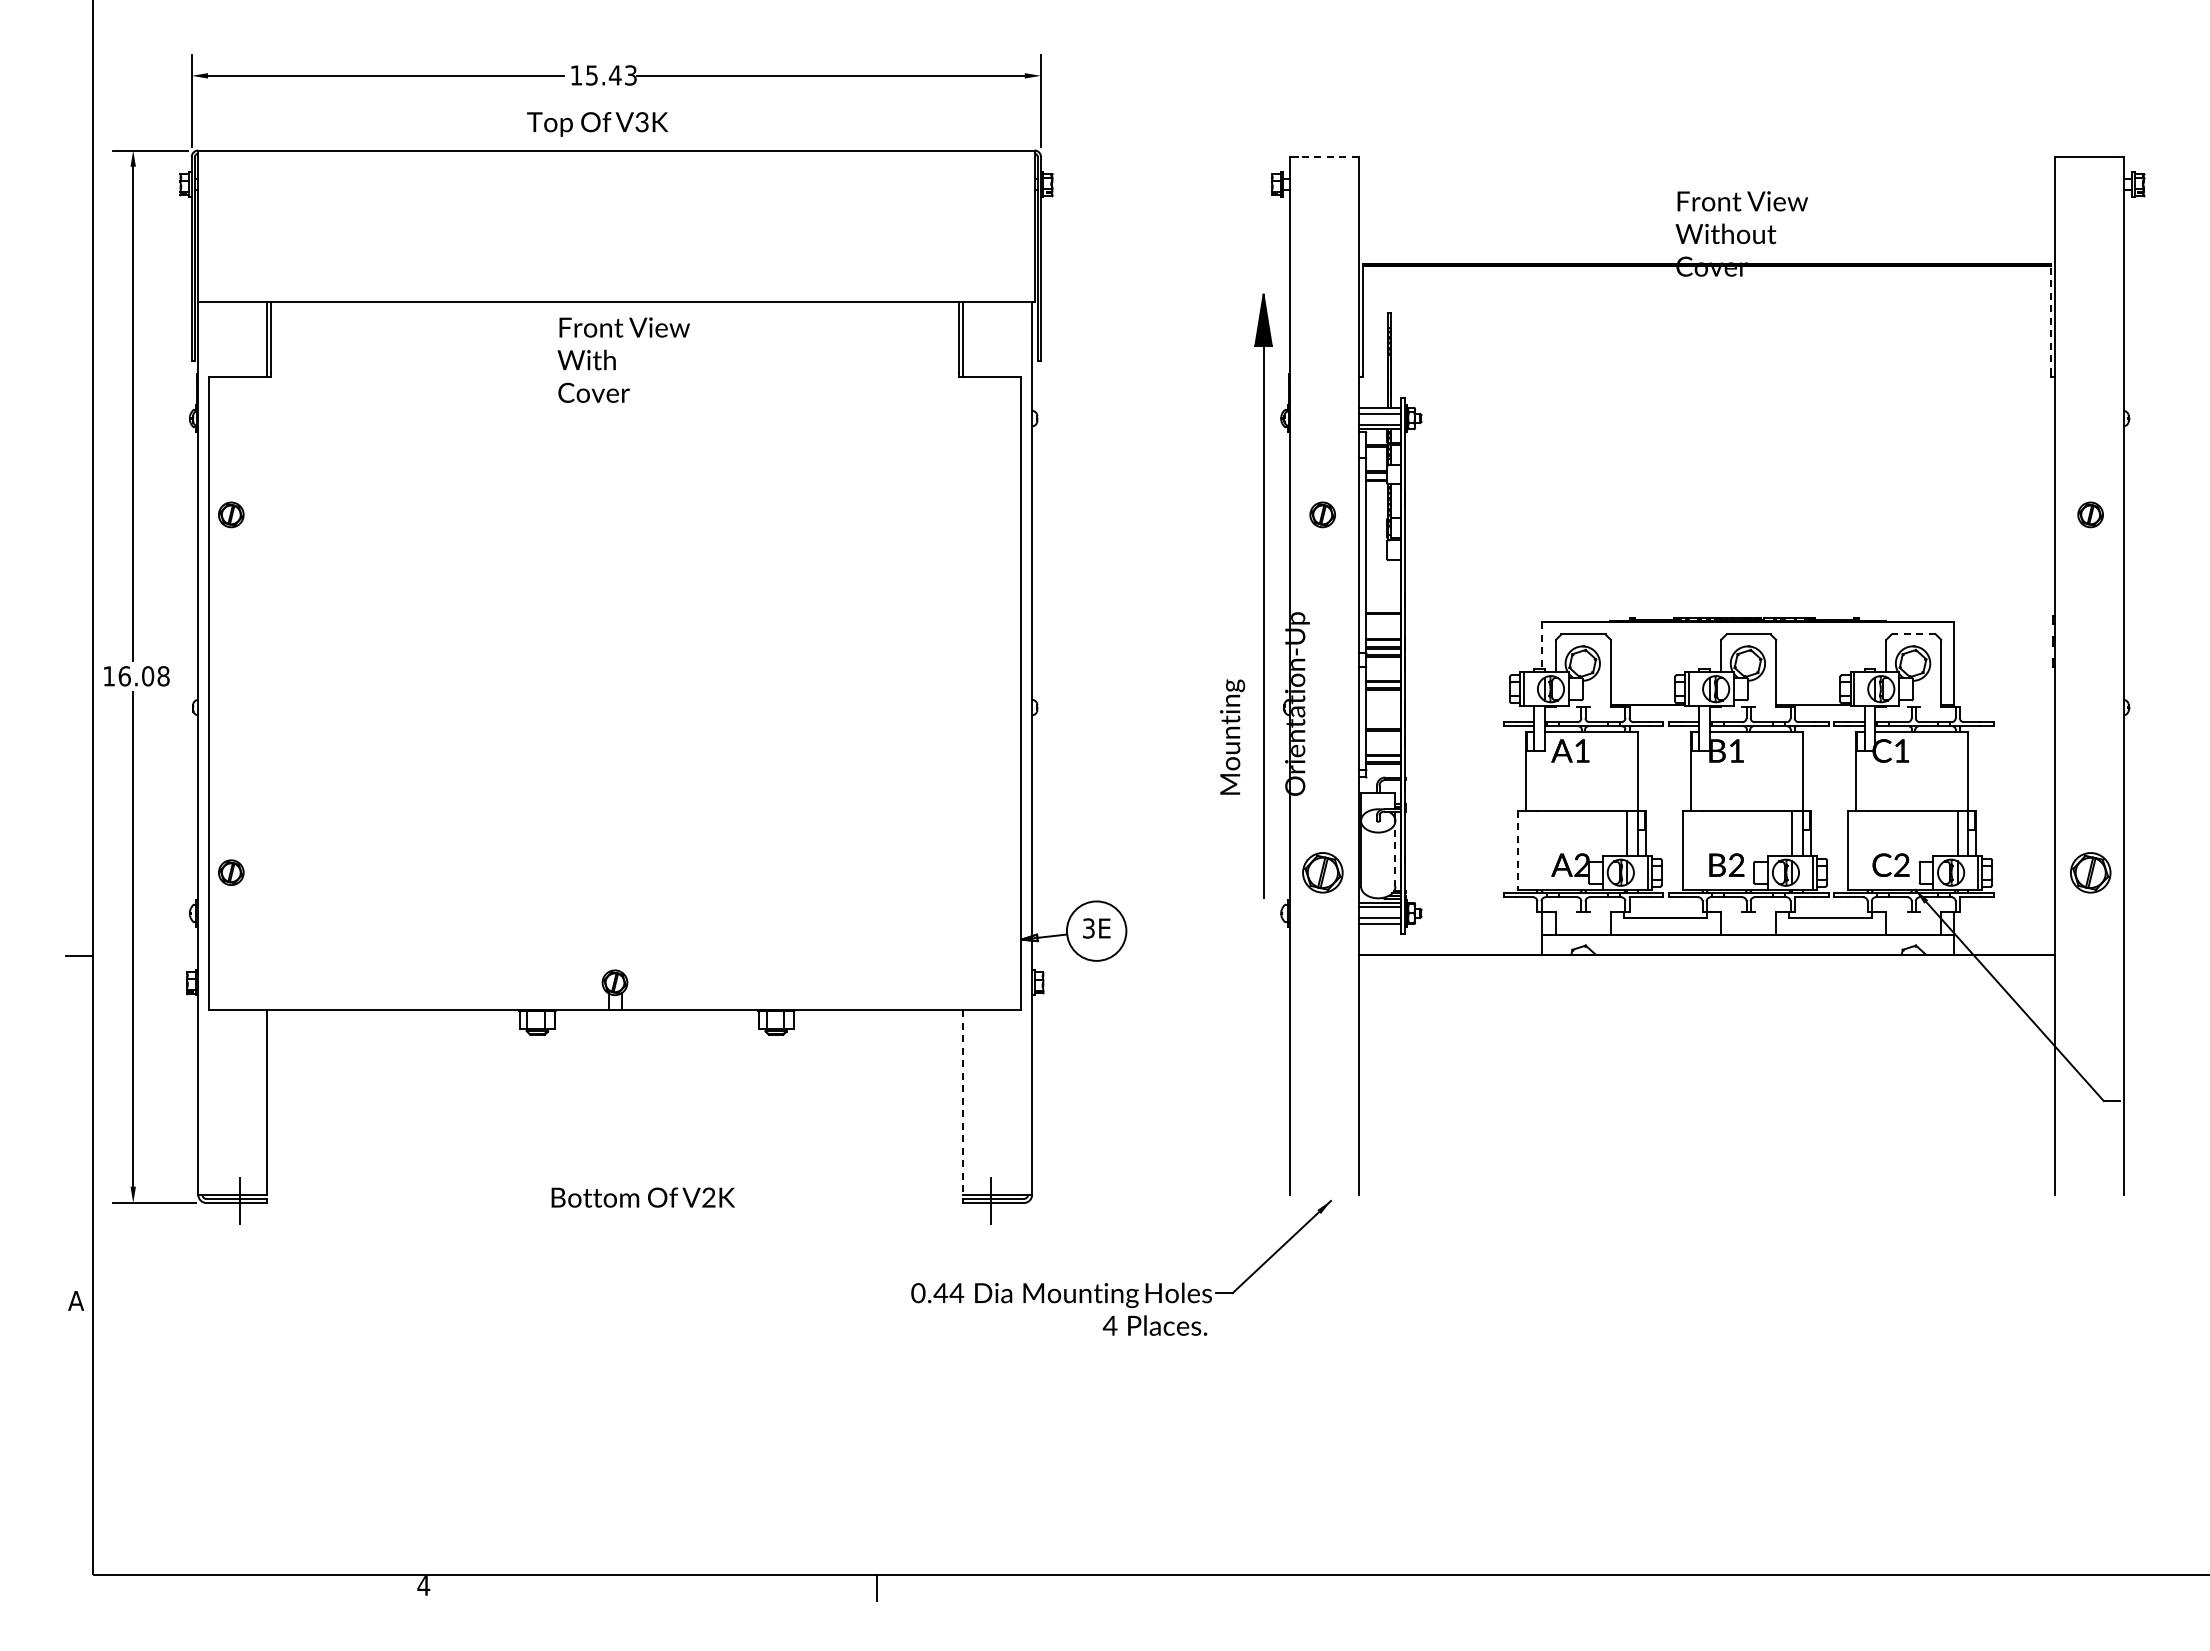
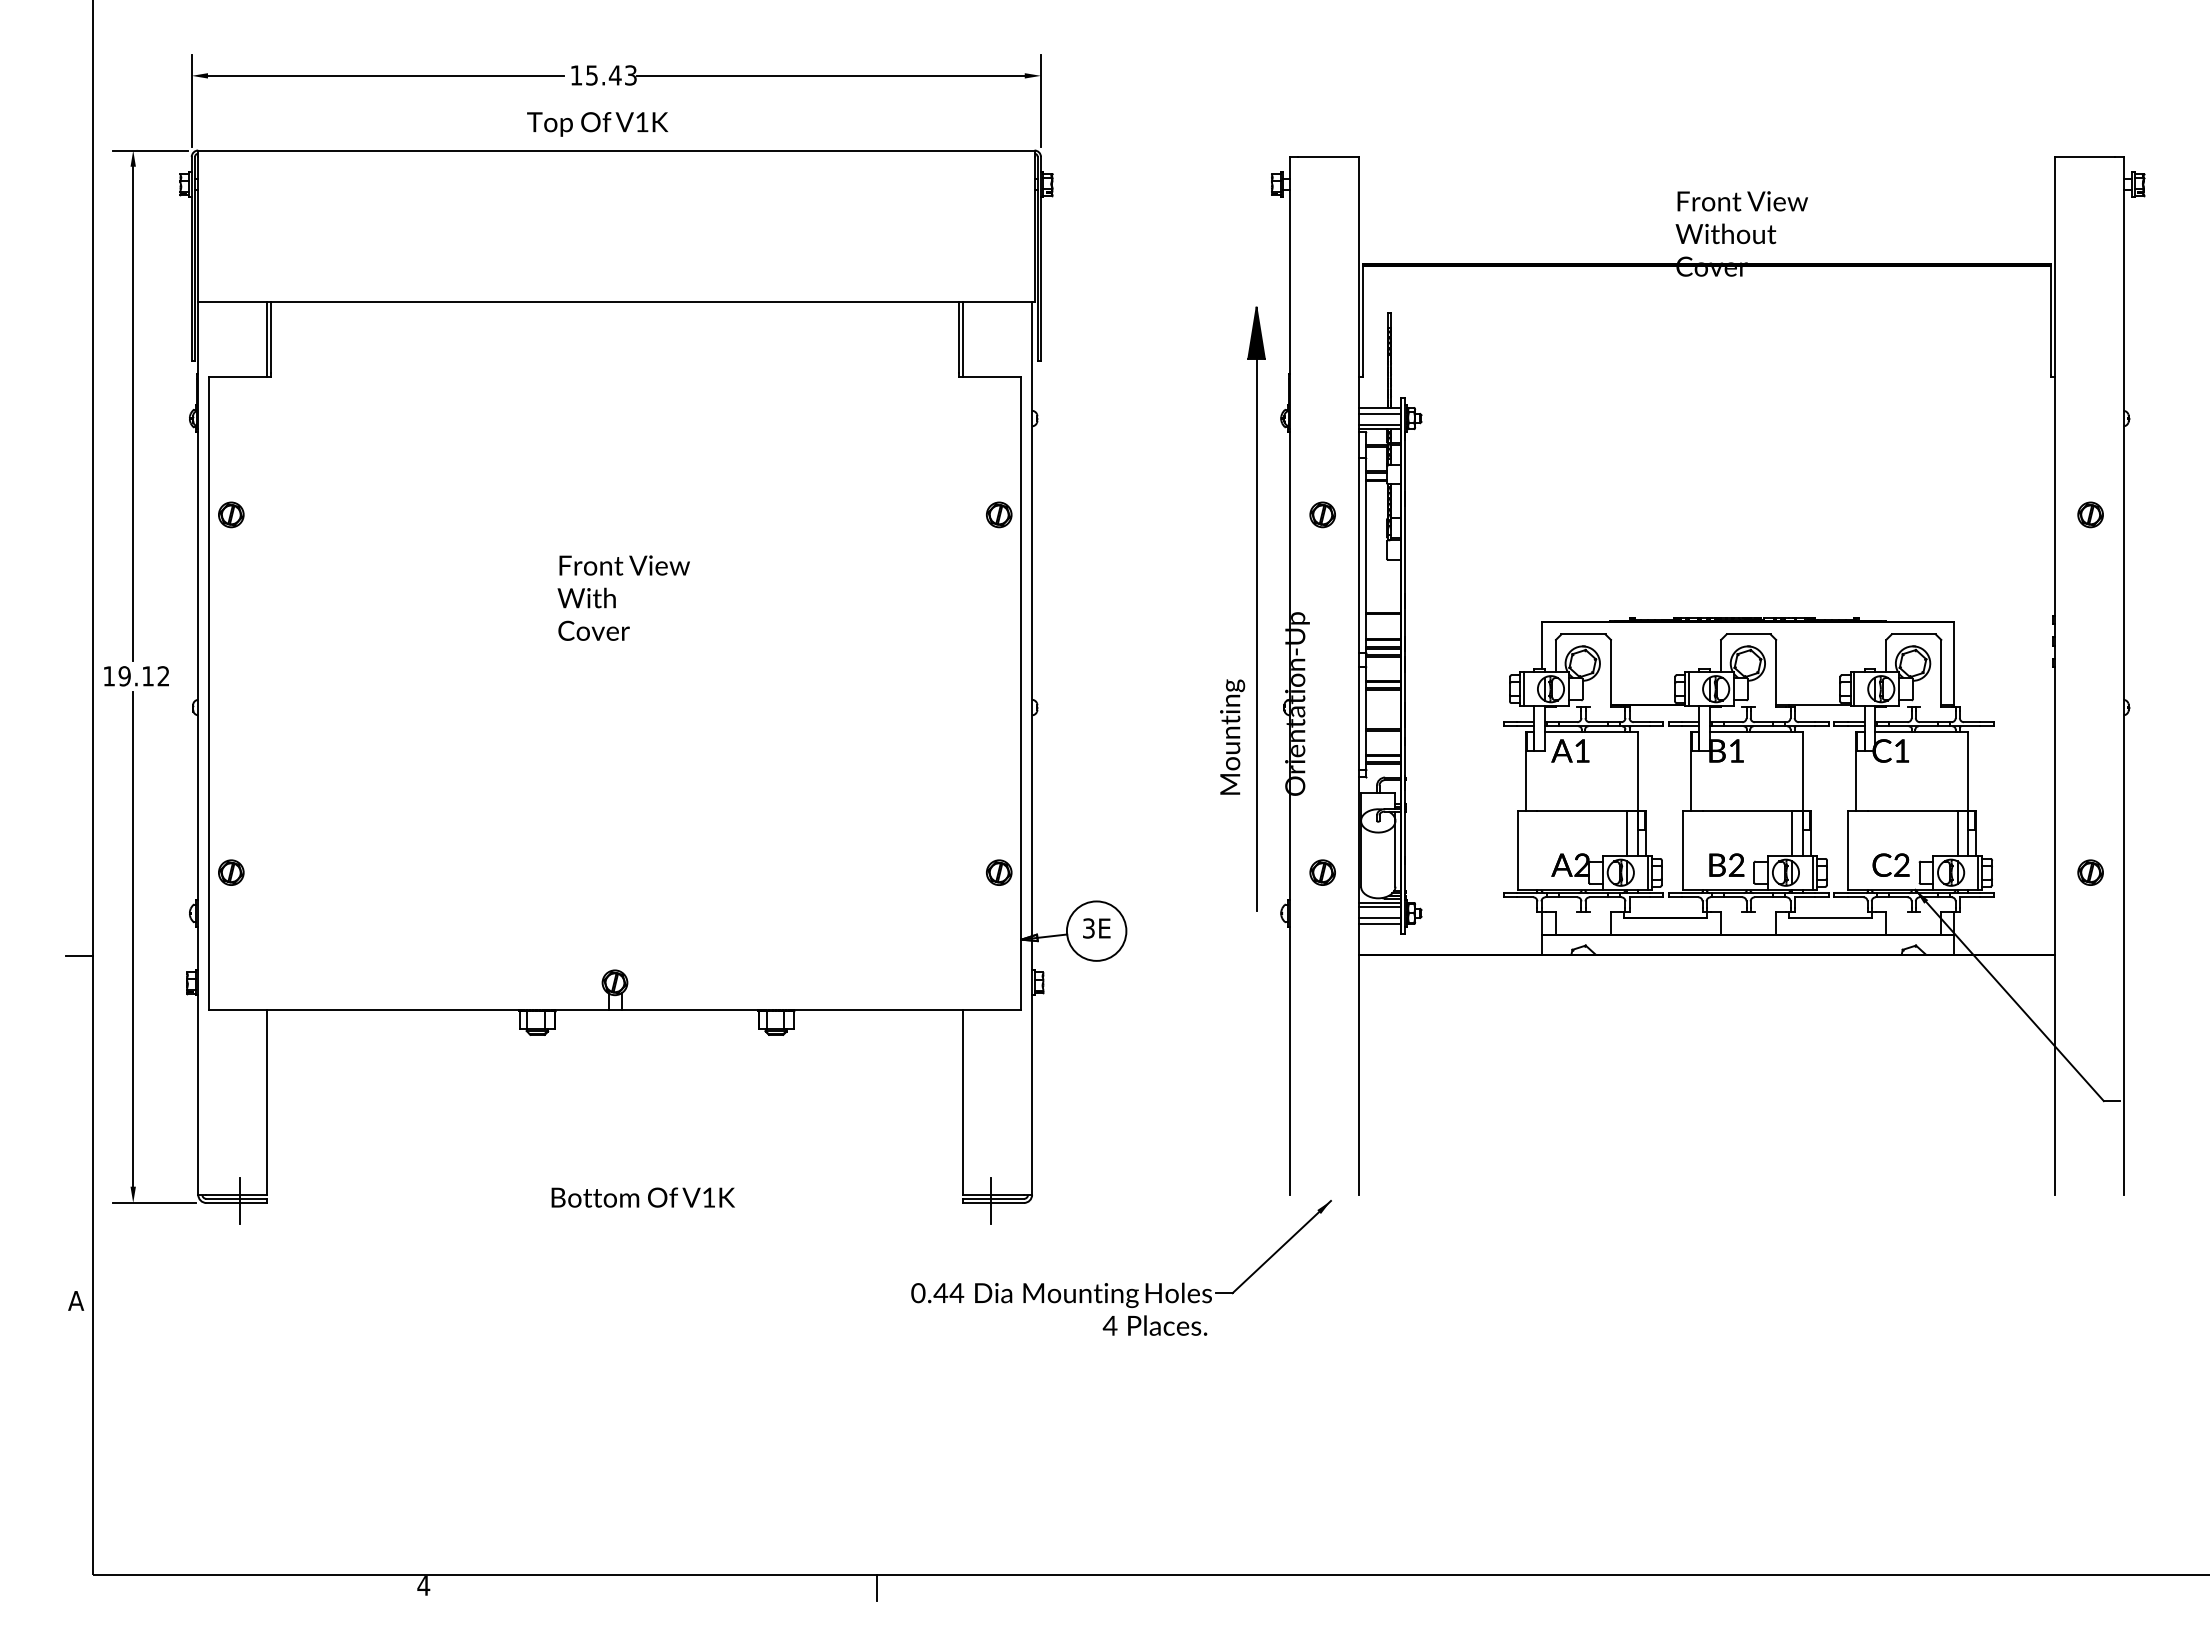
text: V3K -> V1K (641, 122)
line: dashed -> solid (1327, 157)
line: dashed -> solid (2050, 320)
text position: (623, 359) -> (623, 597) (623, 597)
part: none -> present (999, 514)
part position: (1263, 595) -> (1256, 608) (1256, 608)
line: dashed -> solid (1913, 634)
line: dashed -> solid (1541, 645)
text: 16.08 -> 19.12 (143, 676)
line: dashed -> solid (1517, 850)
line: dashed -> solid (1395, 853)
part: none -> present (999, 872)
part size: 42x42 px -> 27x27 px (1322, 872)
part size: 42x42 px -> 27x27 px (2090, 872)
line: dashed -> solid (963, 1103)
text: V2K -> V1K (708, 1197)
